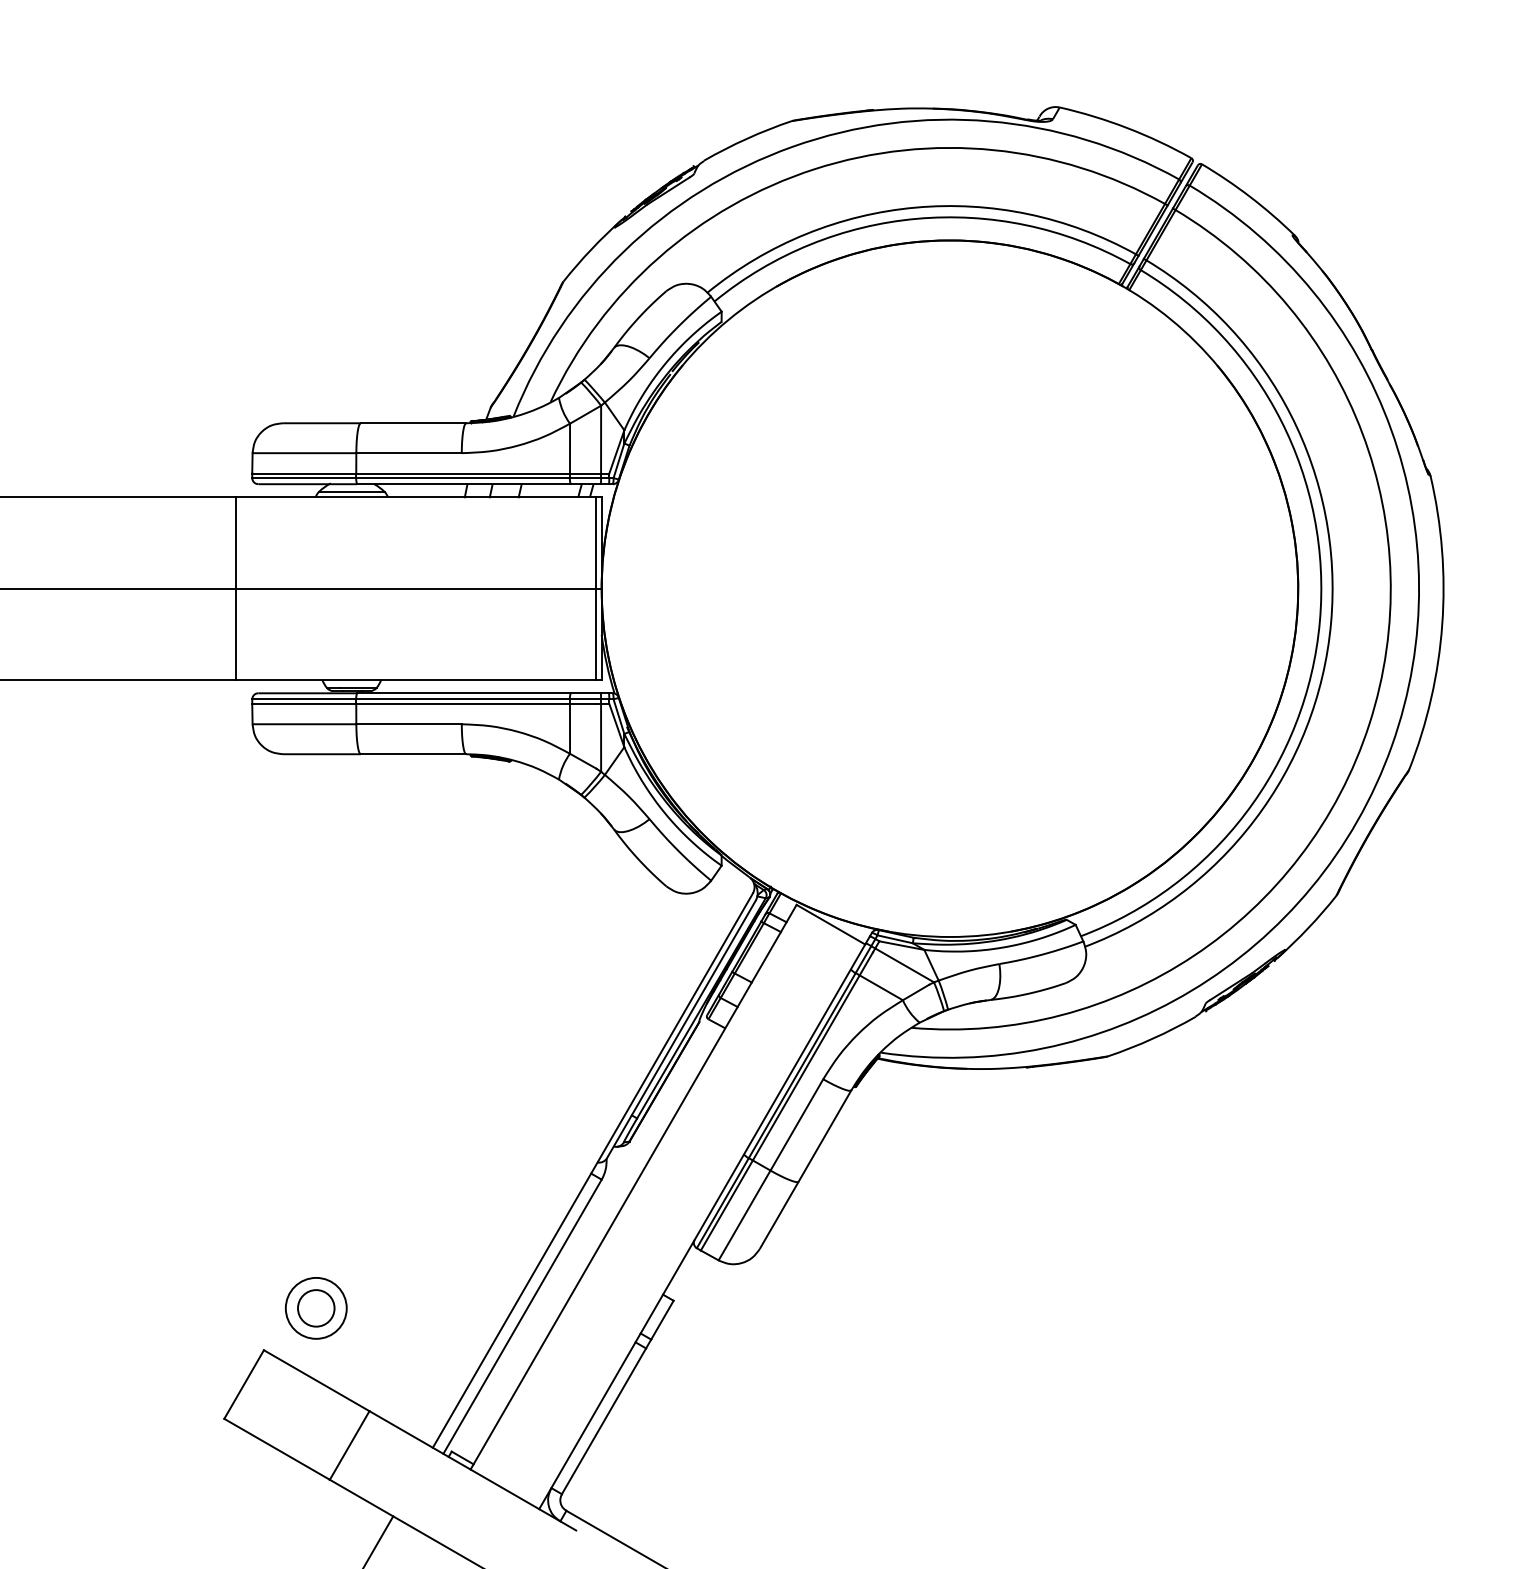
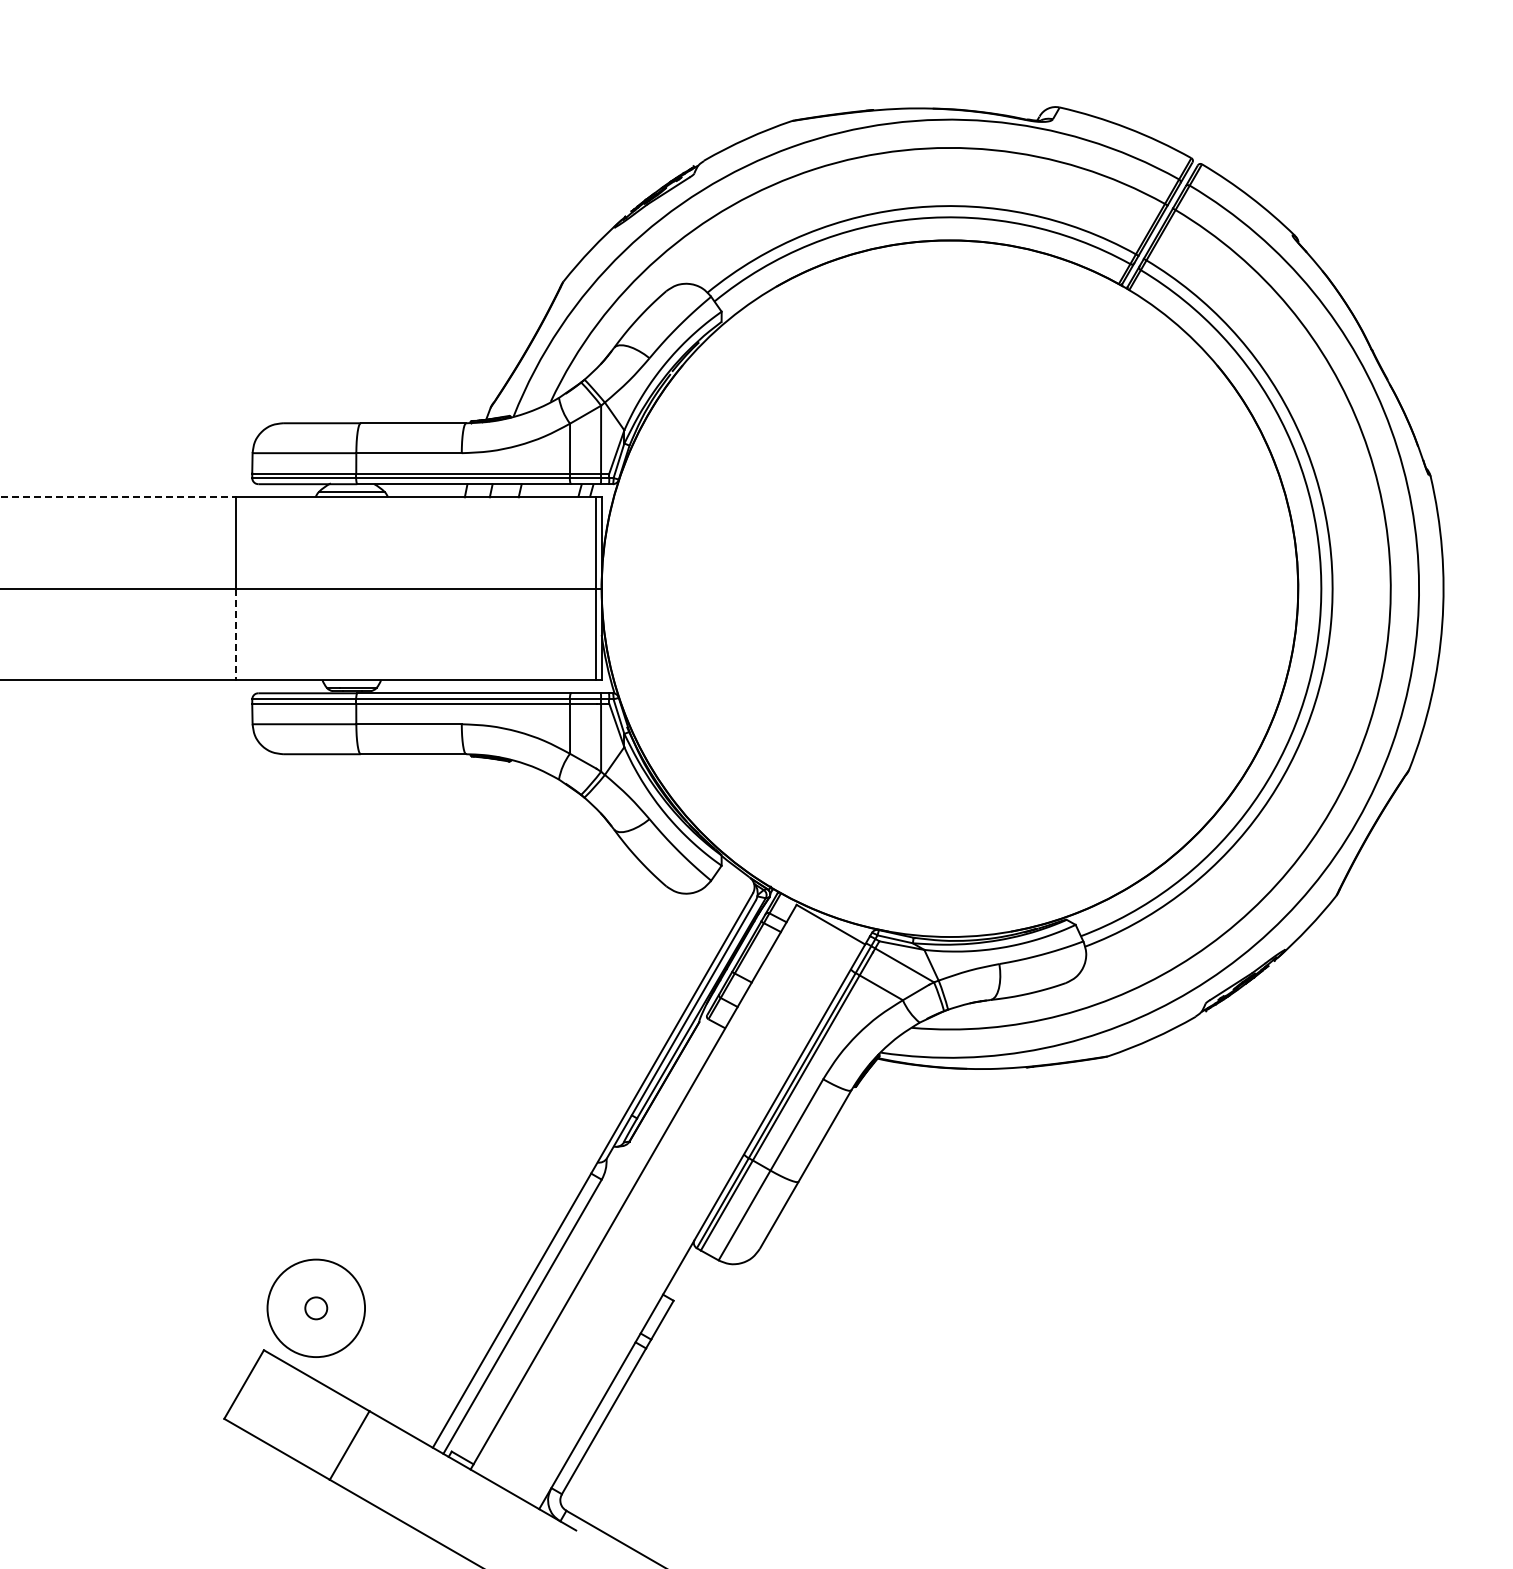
line: solid -> dashed (118, 497)
line: solid -> dashed (236, 634)
circle diameter: 61 px -> 98 px (316, 1308)
circle diameter: 37 px -> 22 px (316, 1308)
line: present -> none (378, 1540)
